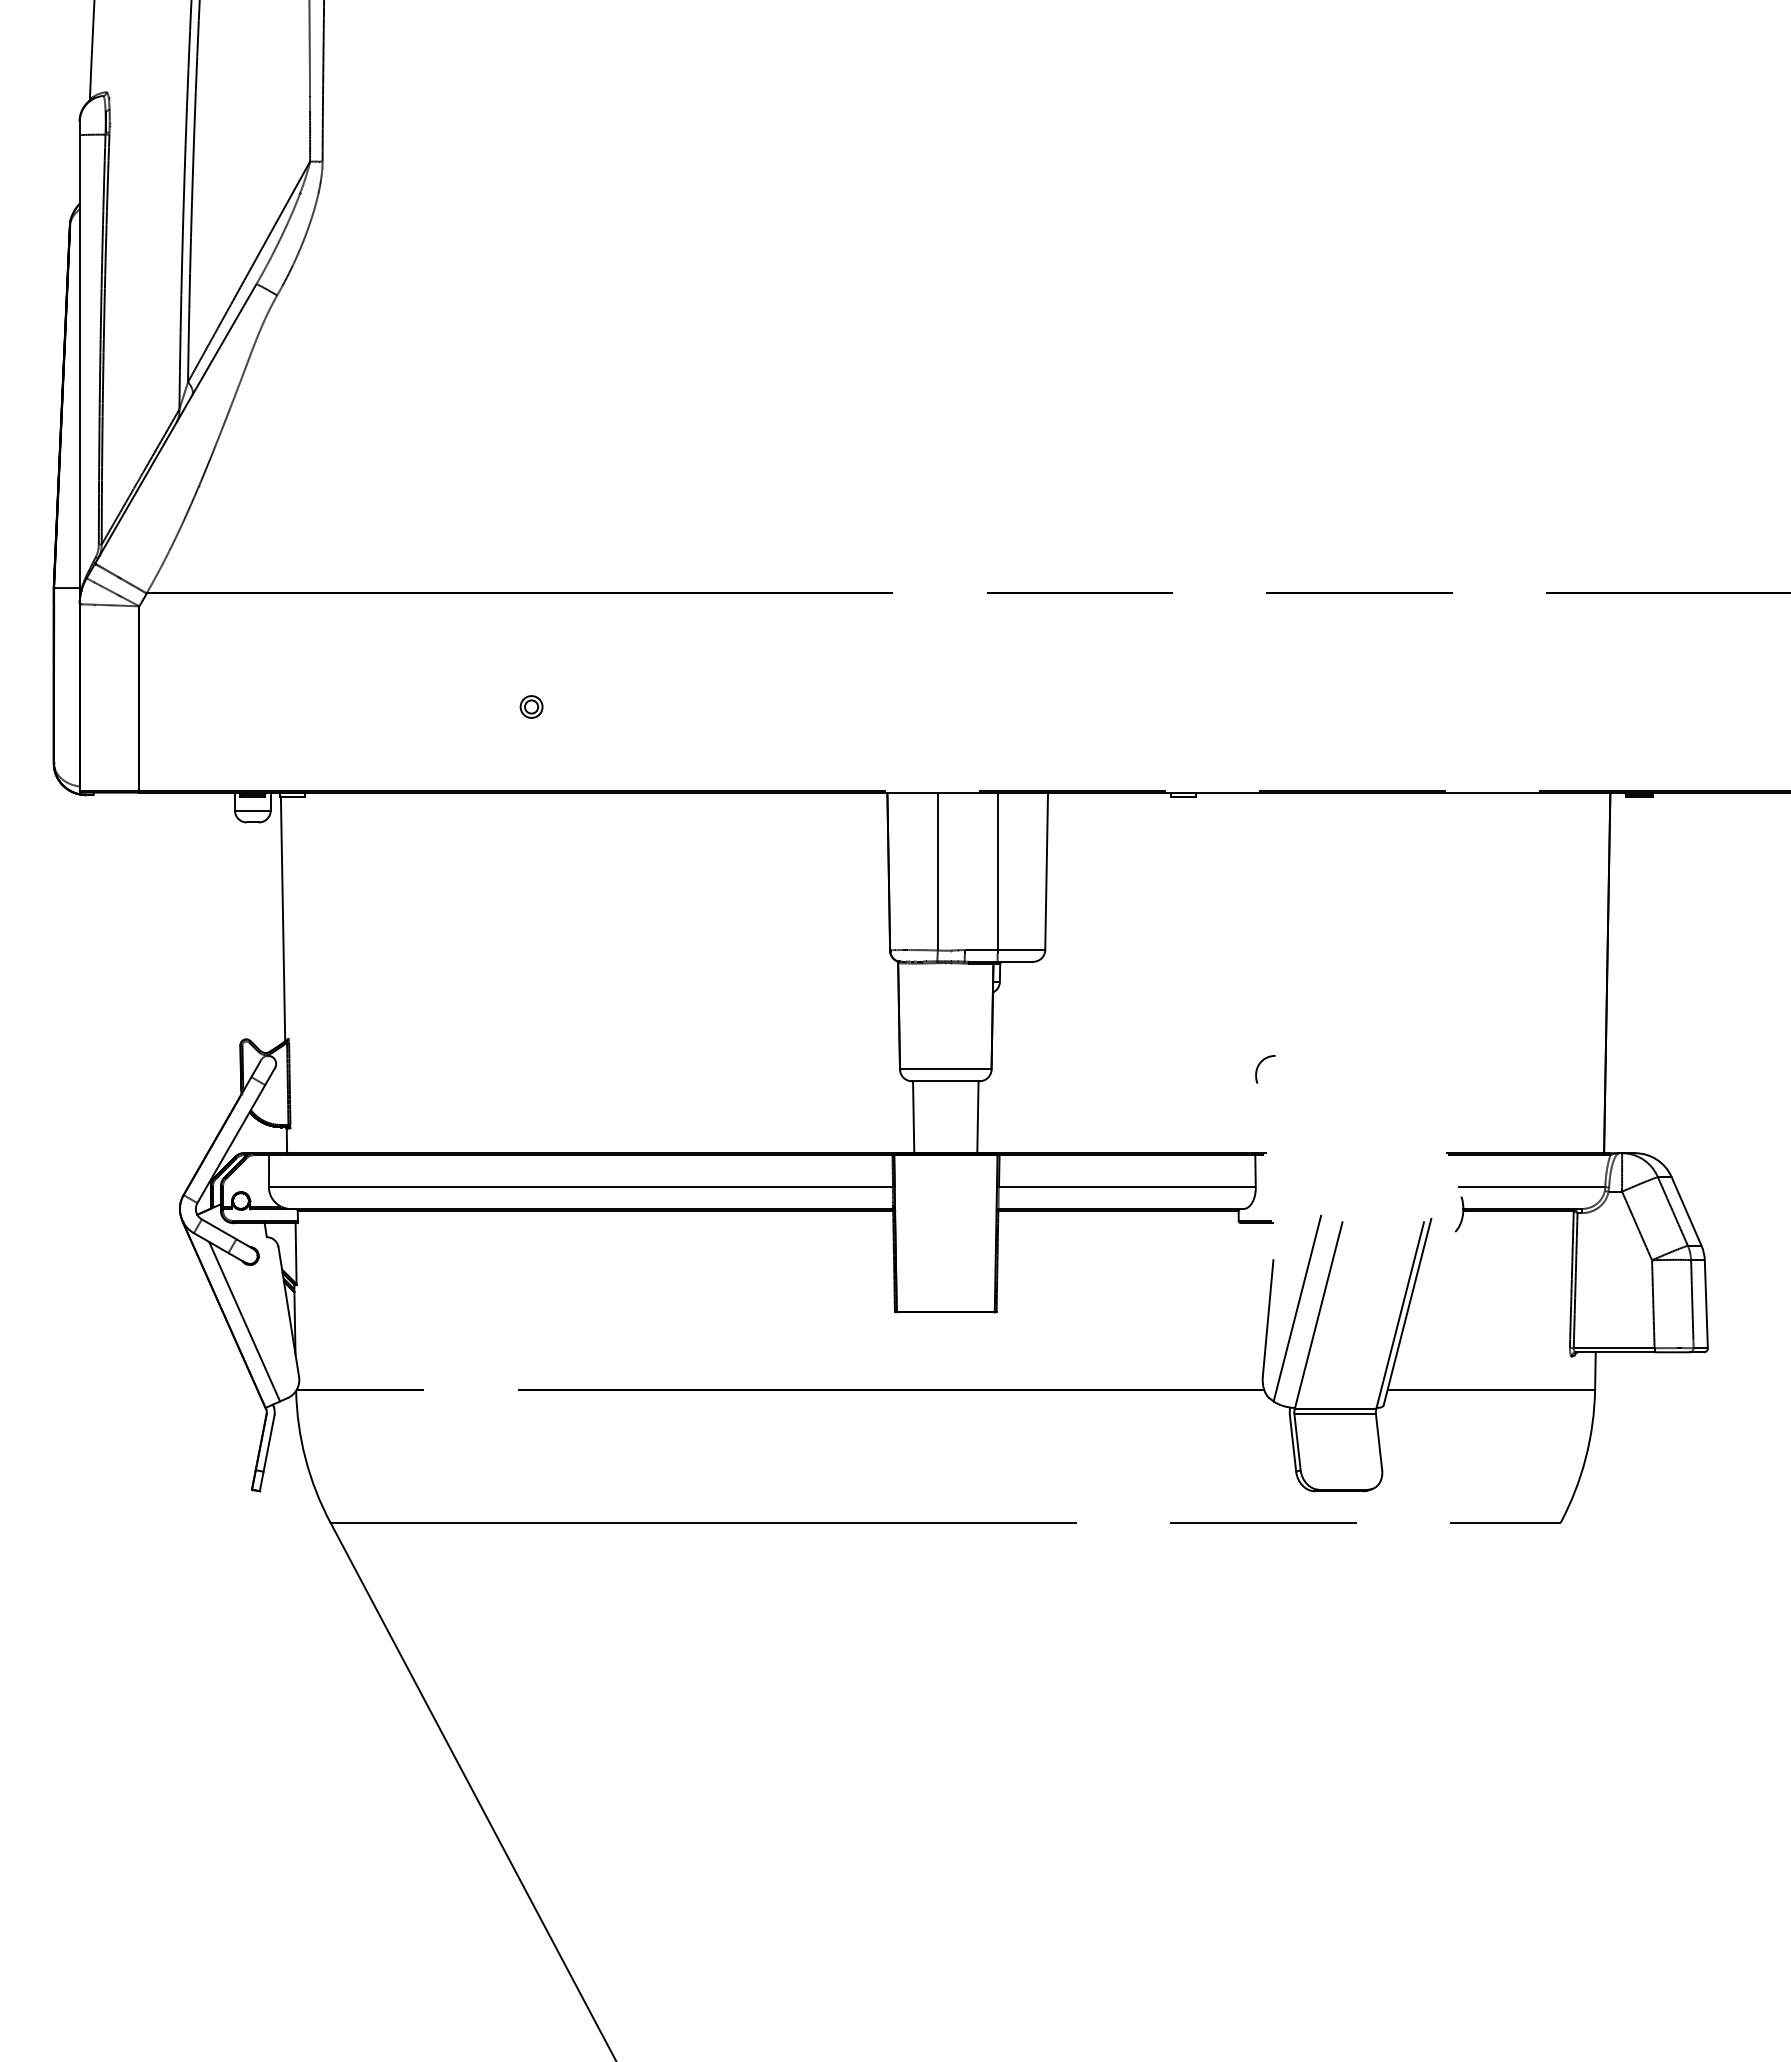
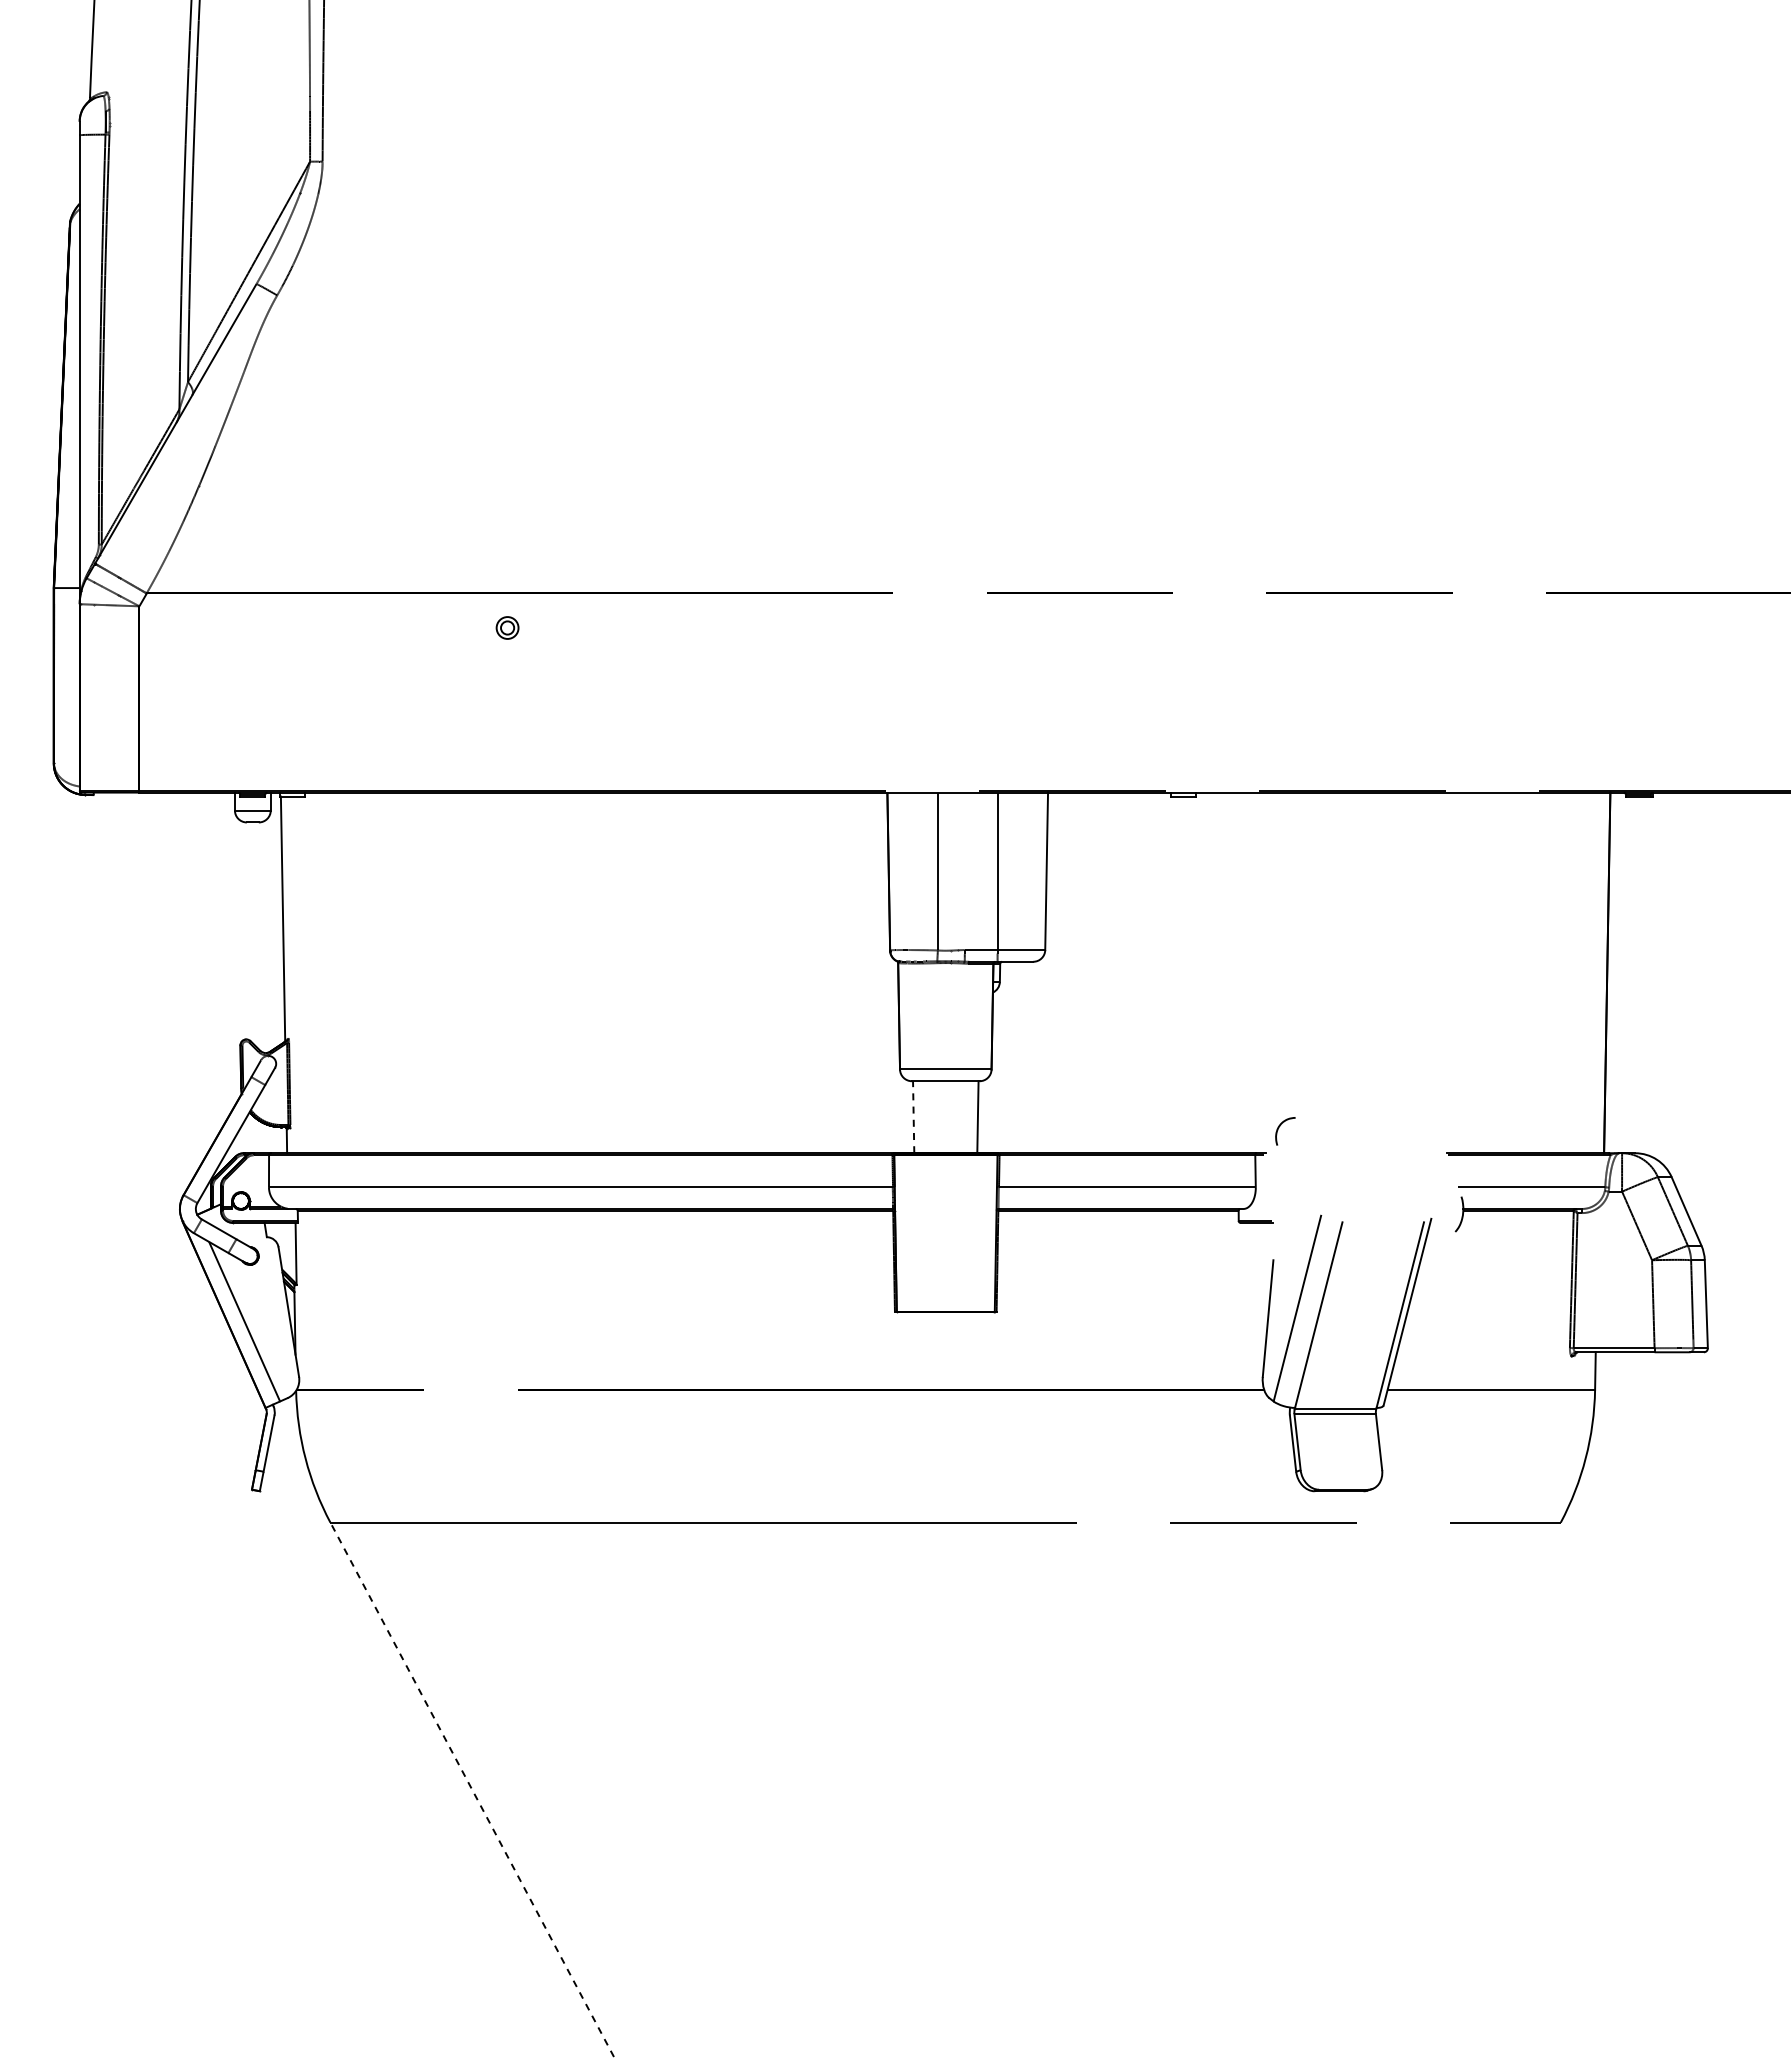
part position: (531, 706) -> (507, 627) (507, 627)
curve position: (1259, 1066) -> (1279, 1128) (1279, 1128)
line: solid -> dashed (913, 1116)
line: solid -> dashed (473, 1791)
